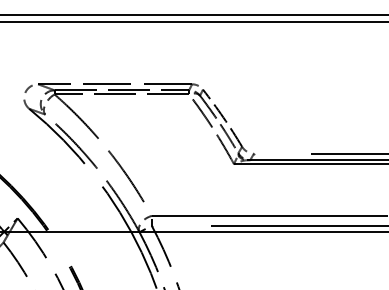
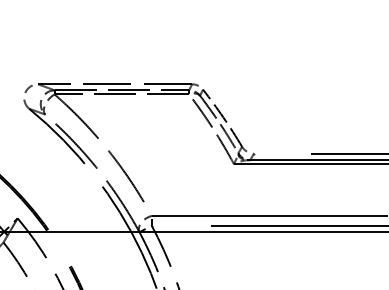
line: present -> none (193, 15)
line: present -> none (193, 22)
